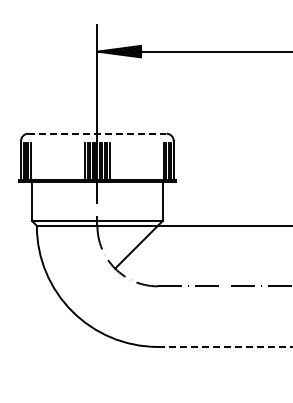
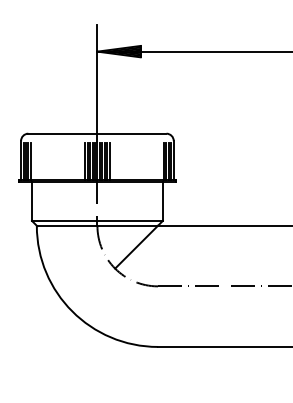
line: dashed -> solid (97, 133)
line: dashed -> solid (226, 346)
